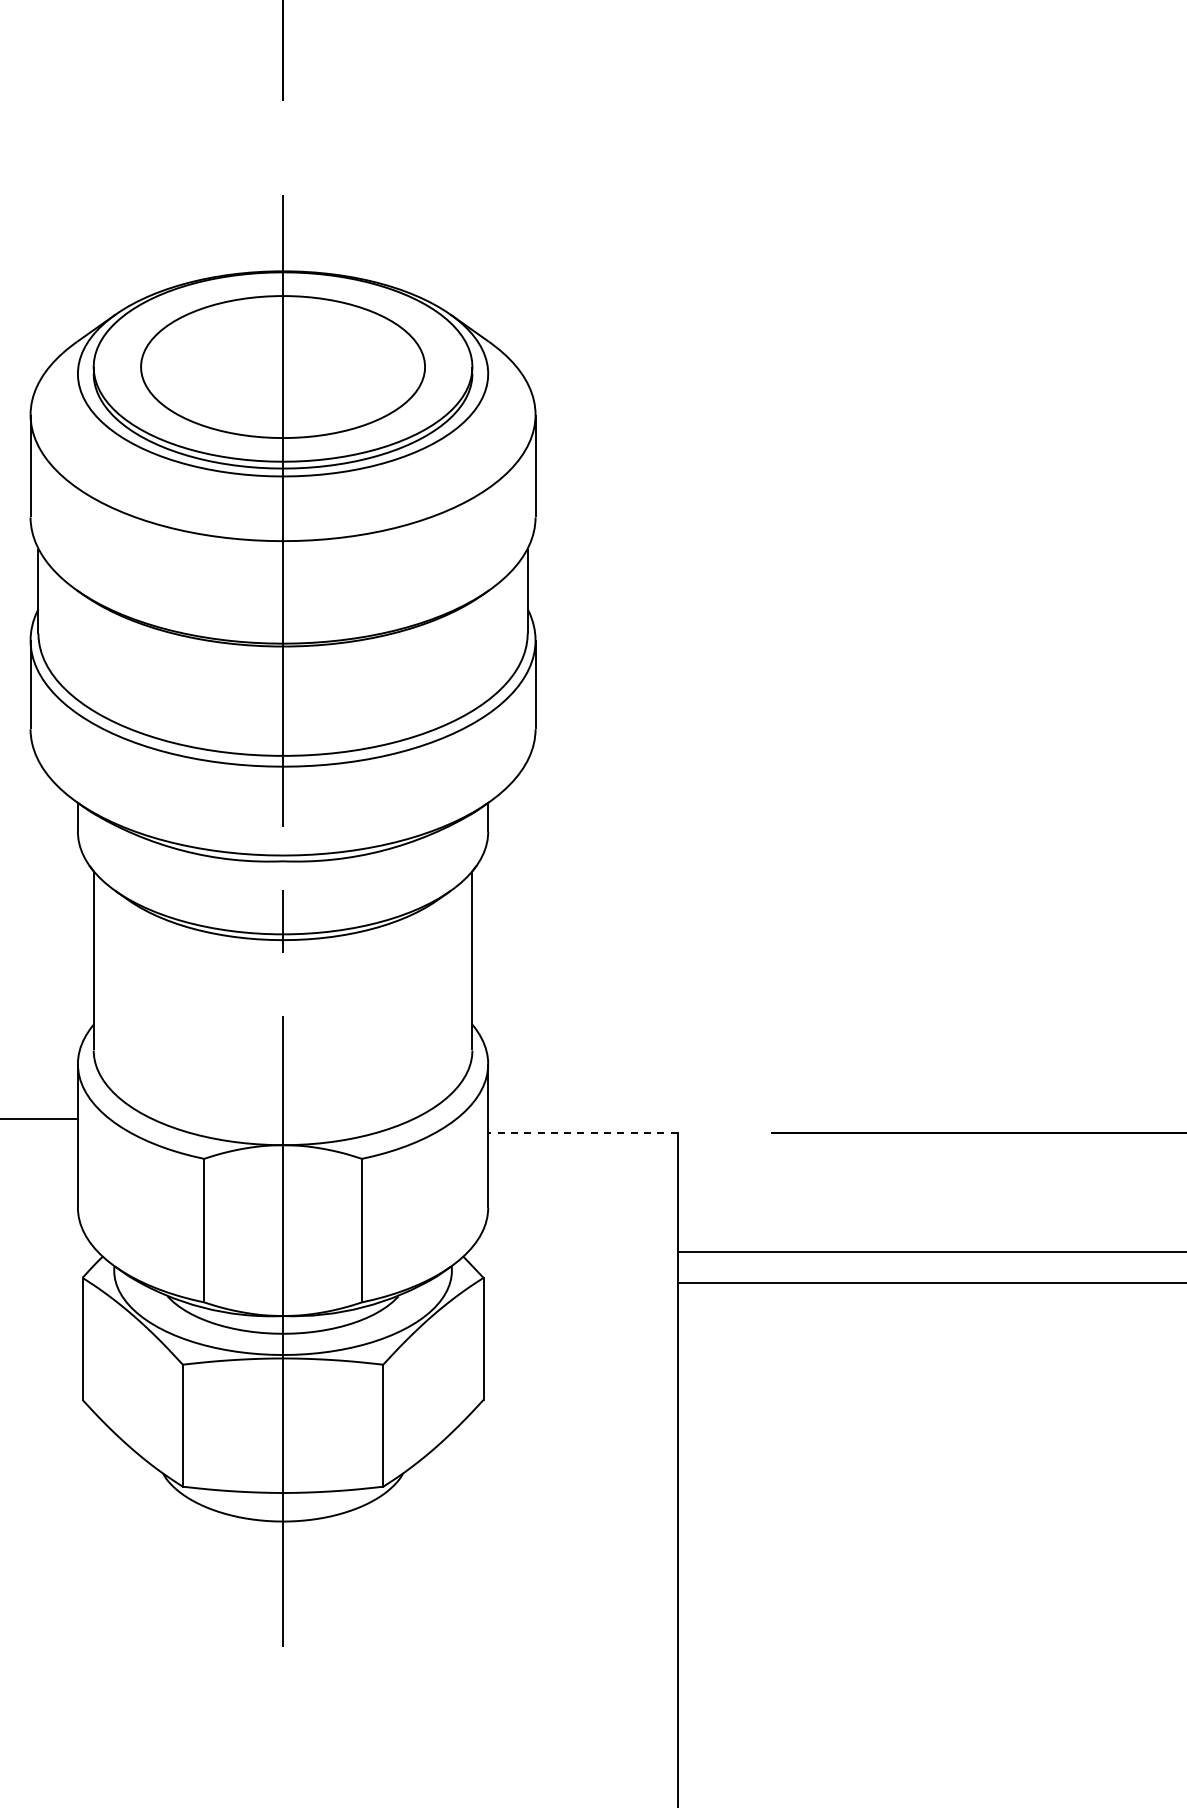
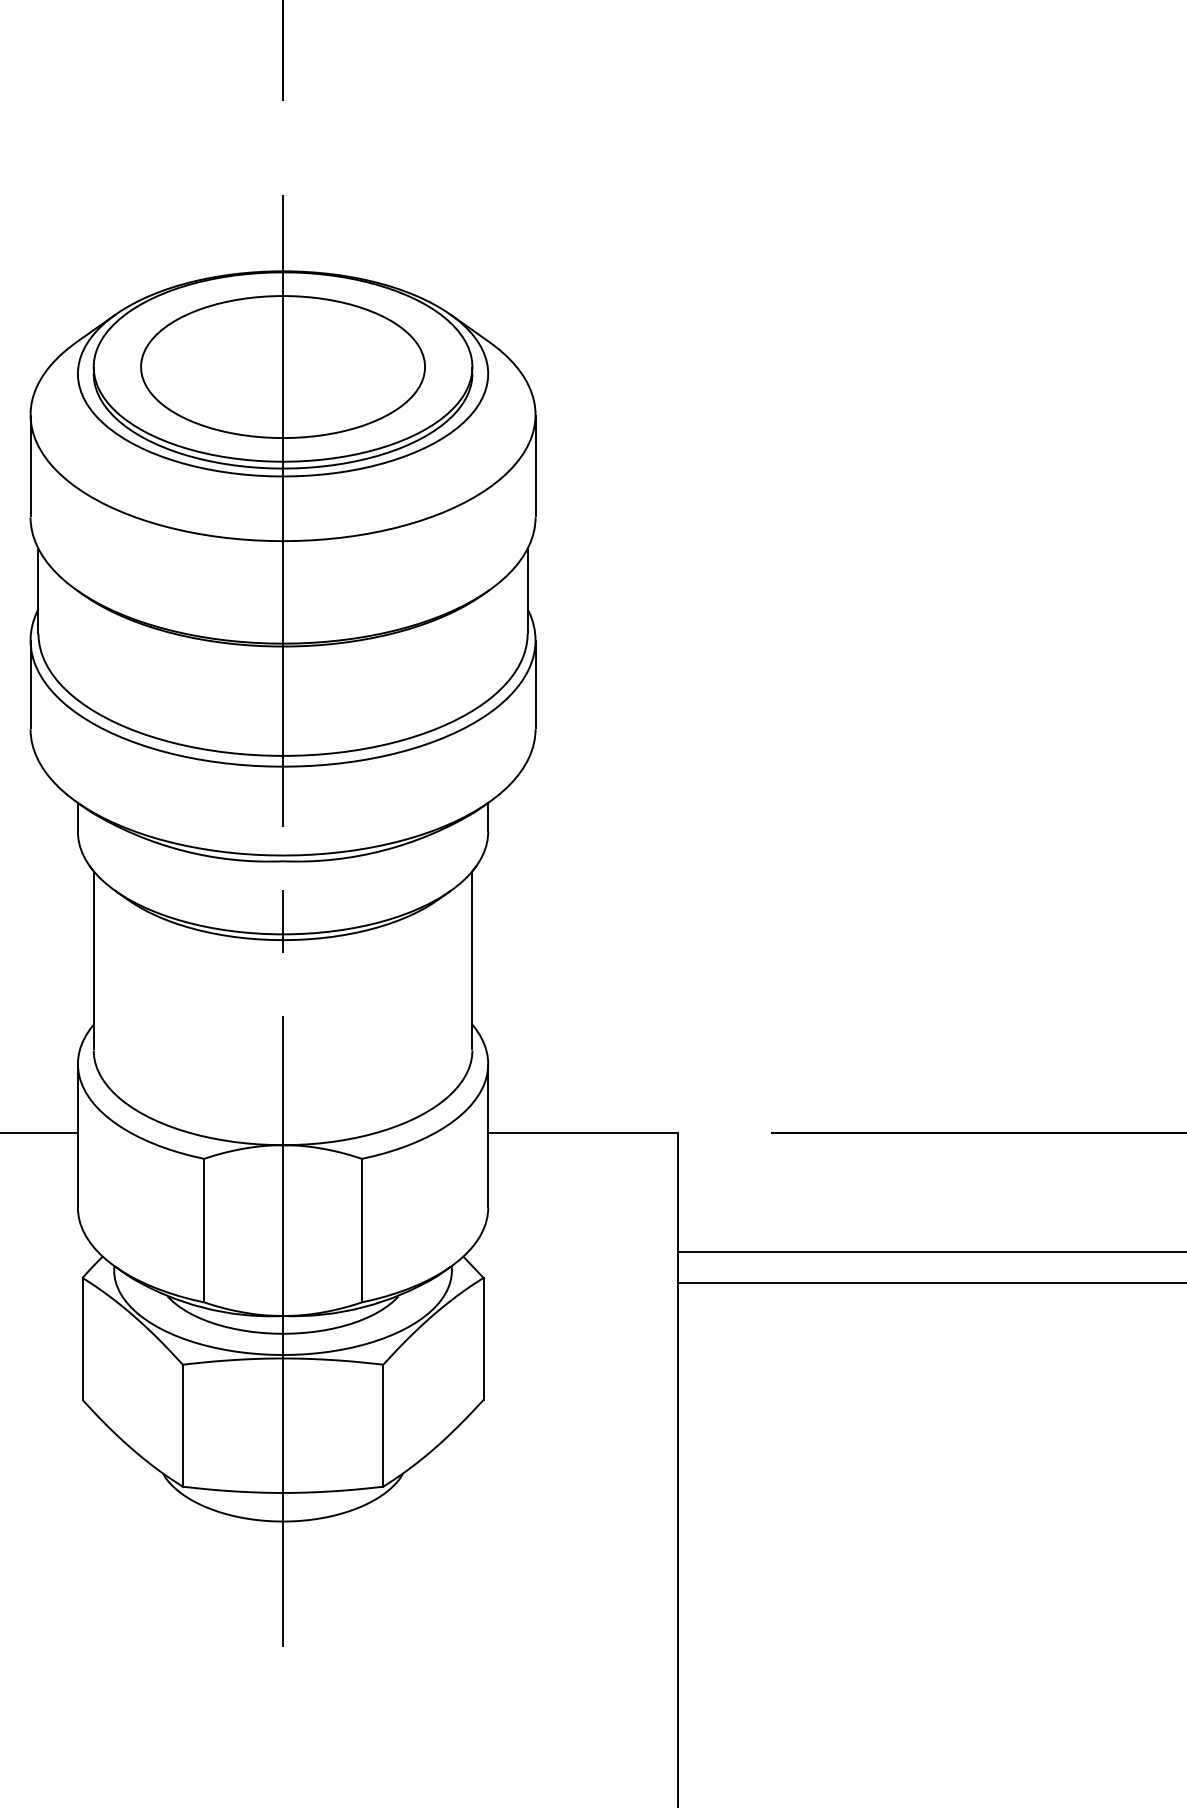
line position: (39, 1119) -> (39, 1133) (39, 1133)
line: dashed -> solid (582, 1133)
